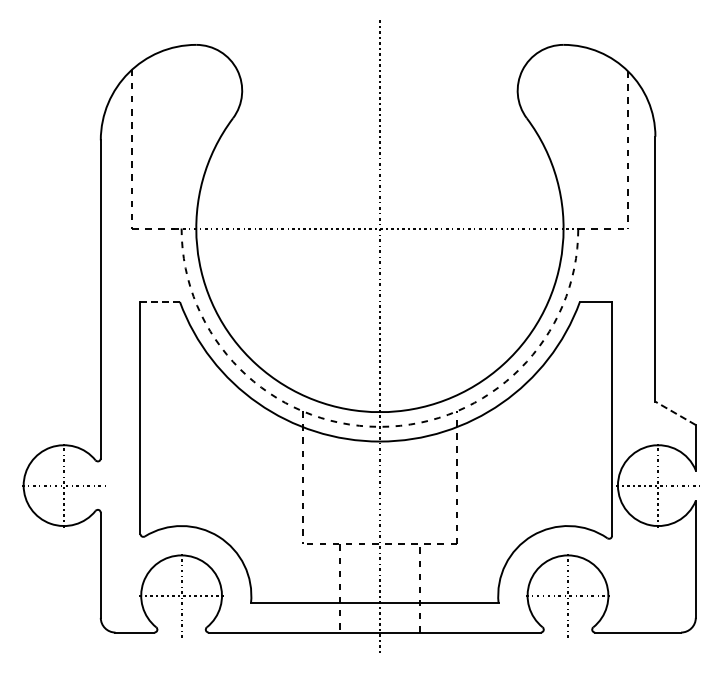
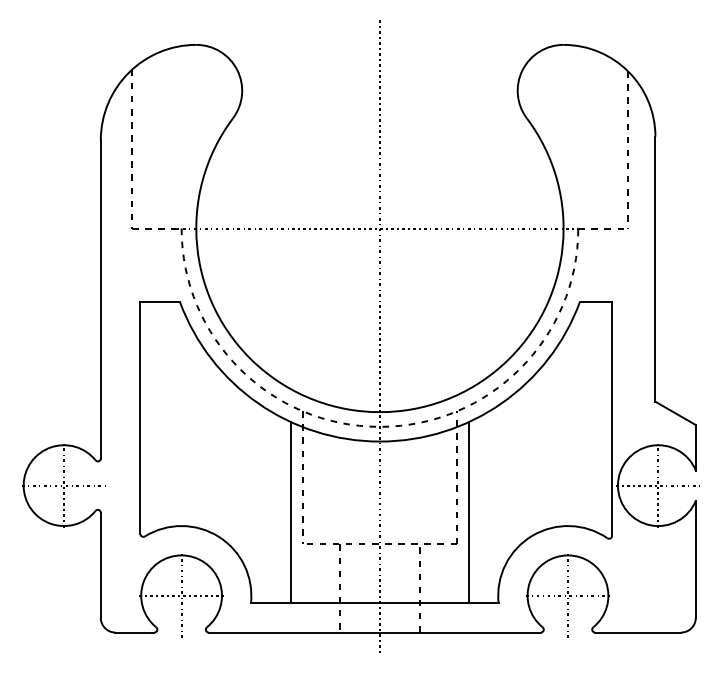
line: dashed -> solid (160, 301)
line: dashed -> solid (675, 413)
line: none -> present (290, 512)
line: none -> present (469, 512)
